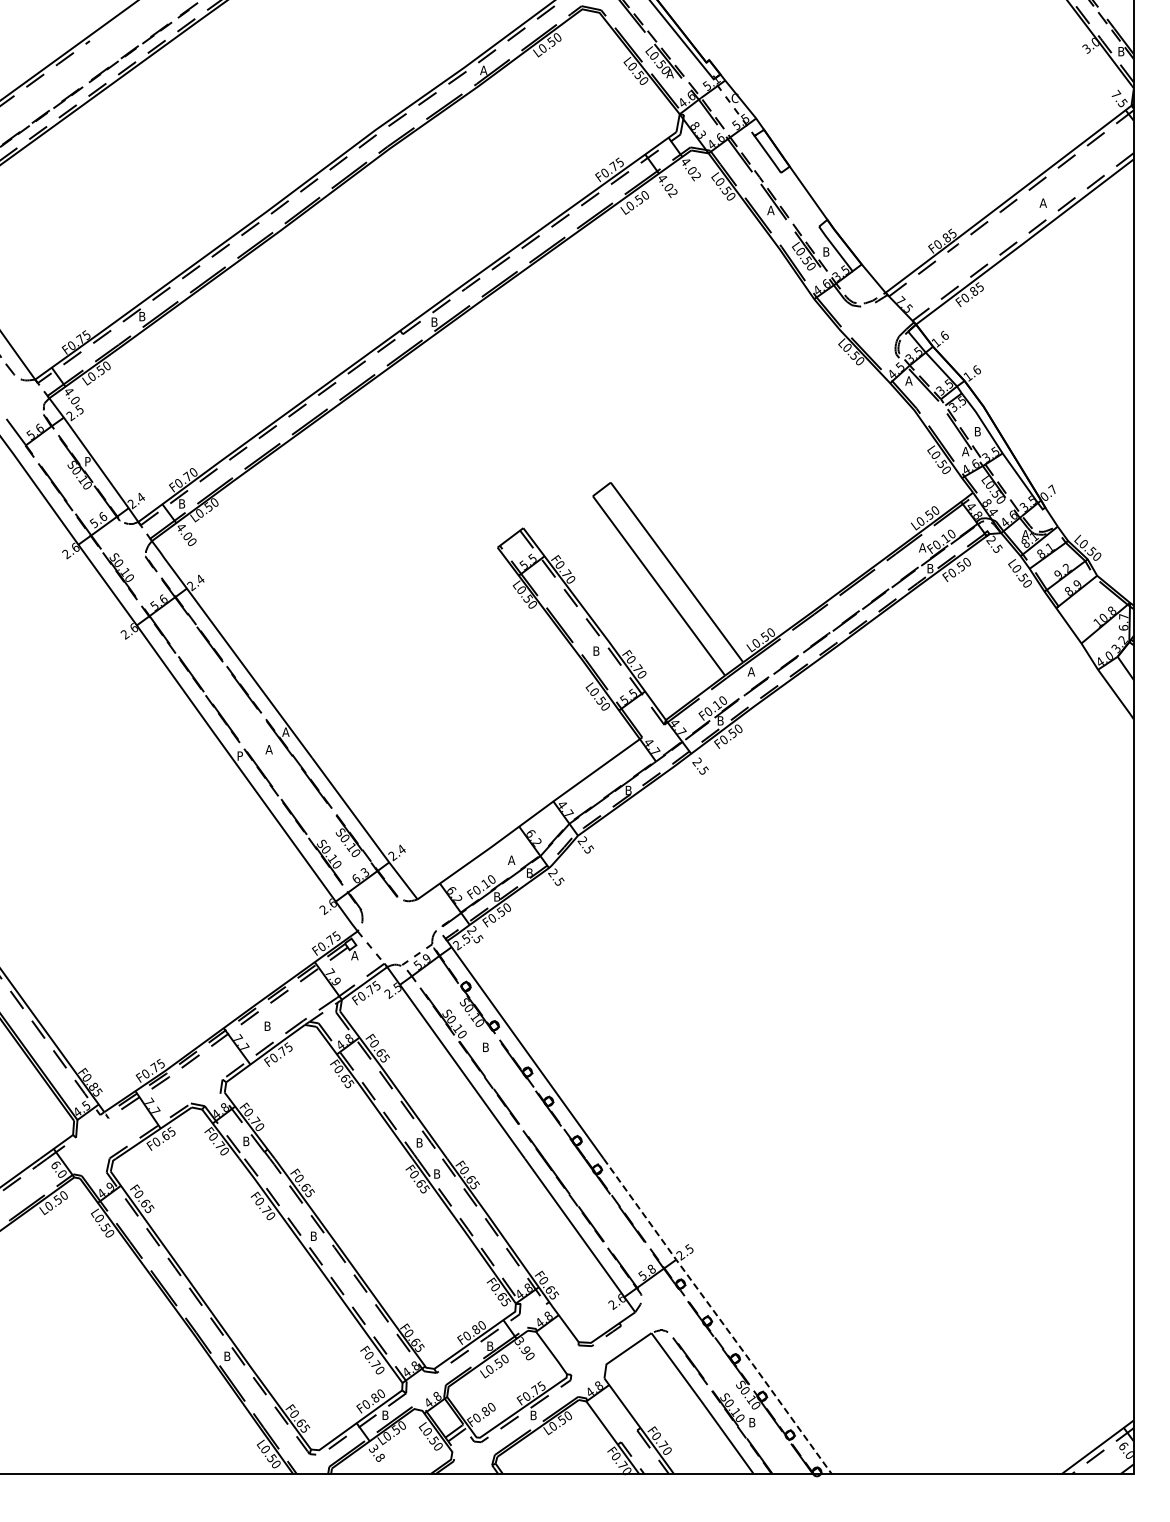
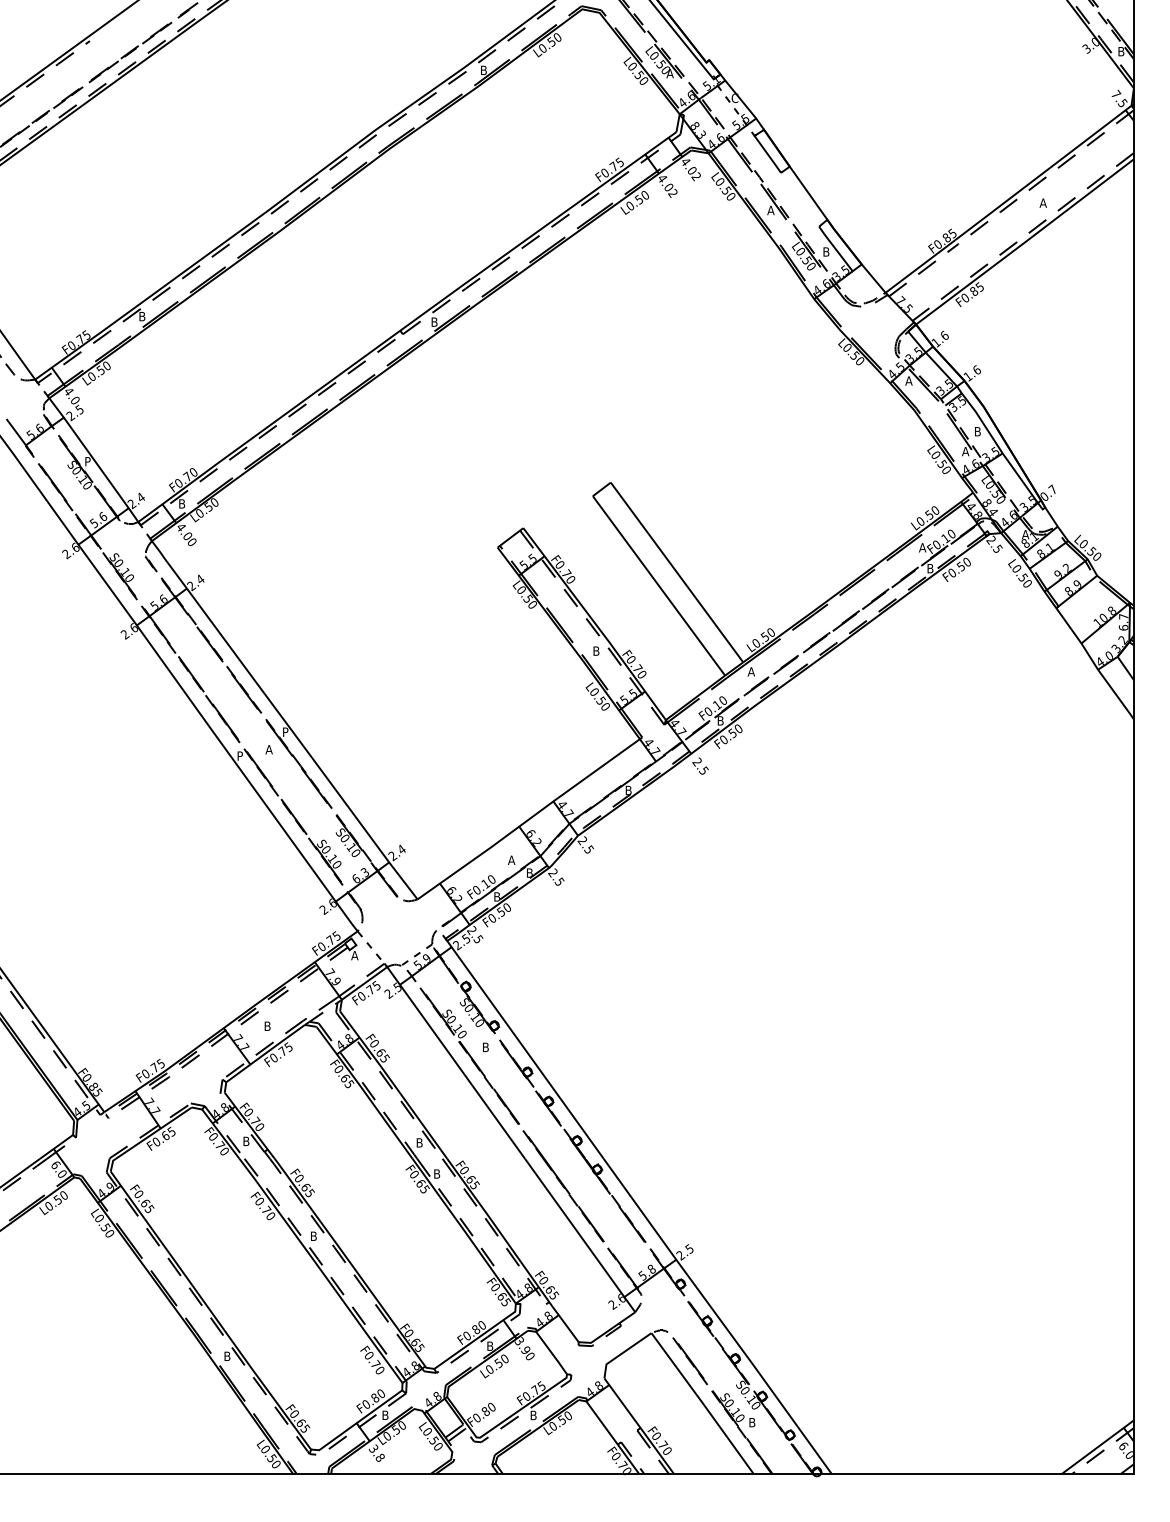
text: A -> B (483, 70)
text: A -> P (285, 731)
line: dashed -> solid (718, 1316)
